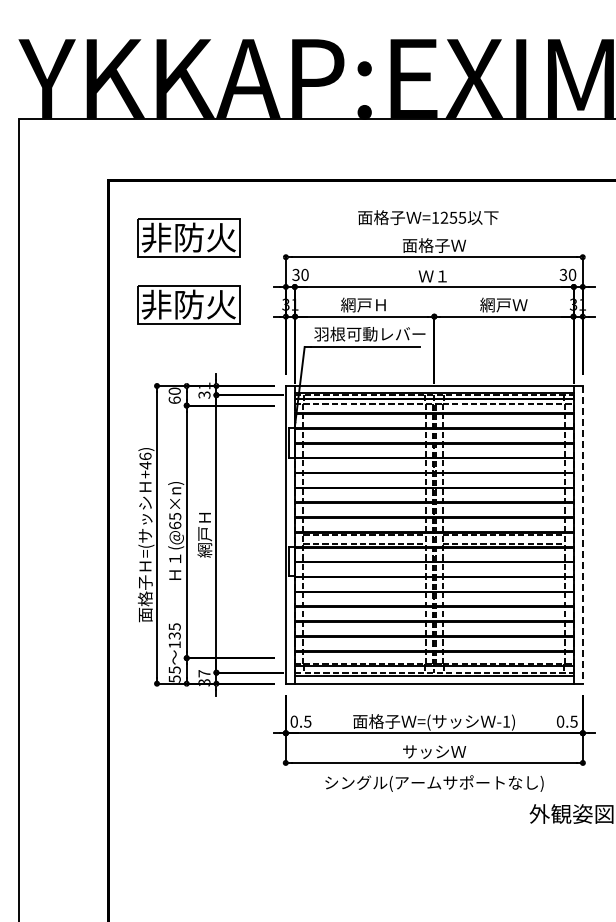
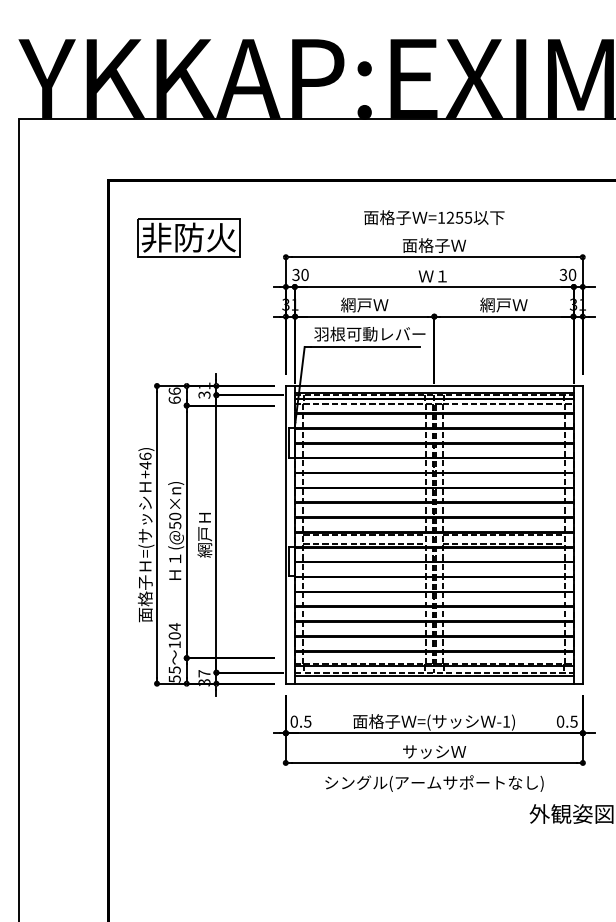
text position: (428, 217) -> (434, 217) (434, 217)
part: present -> none (188, 304)
text: 網戸Ｈ -> 網戸Ｗ (380, 304)
text: 60 -> 66 (174, 390)
text: (@65×n) -> (@50×n) (175, 520)
line: dashed -> solid (582, 534)
text: 135 -> 104 (174, 631)
